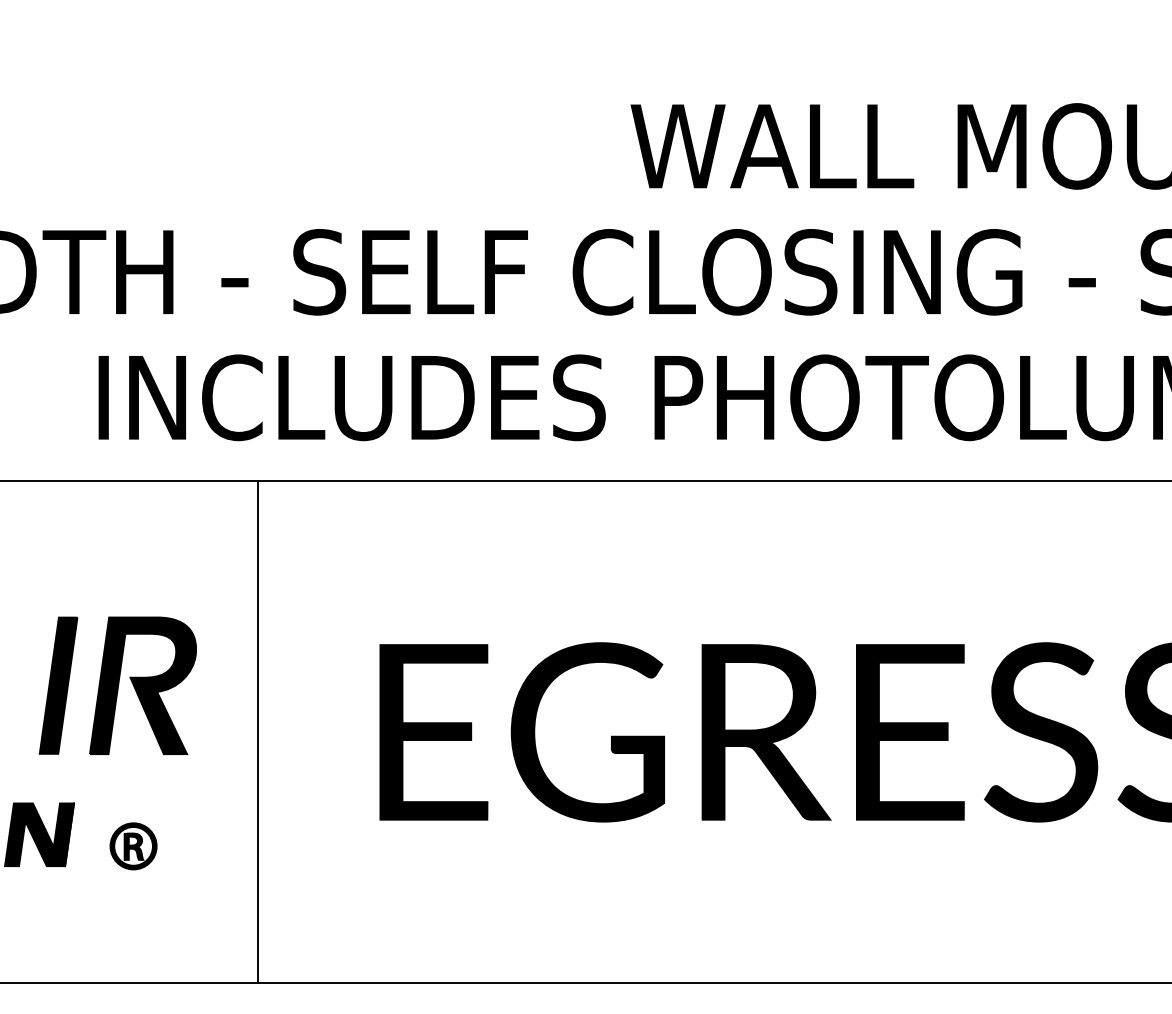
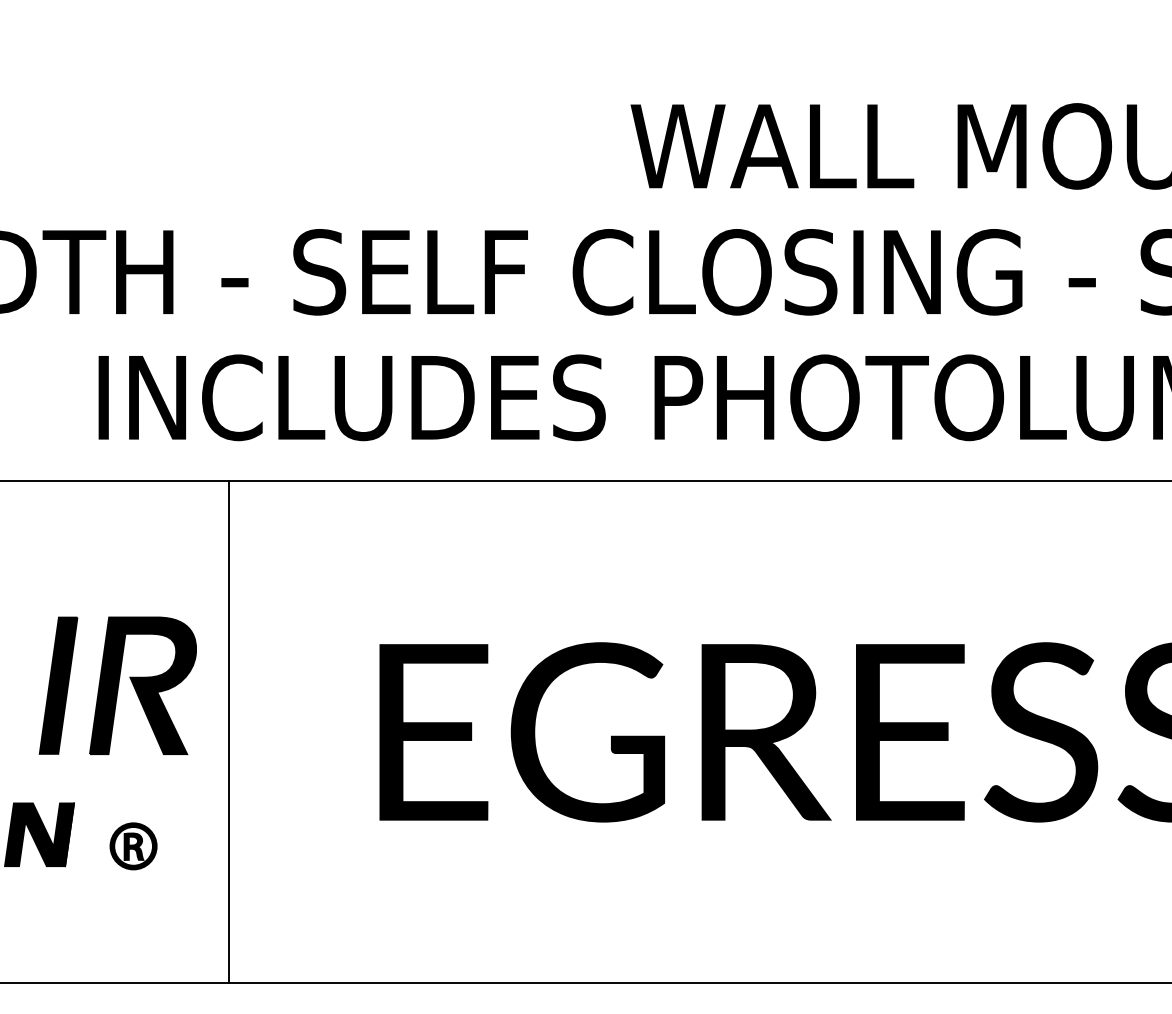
line position: (257, 732) -> (228, 732) (228, 732)
